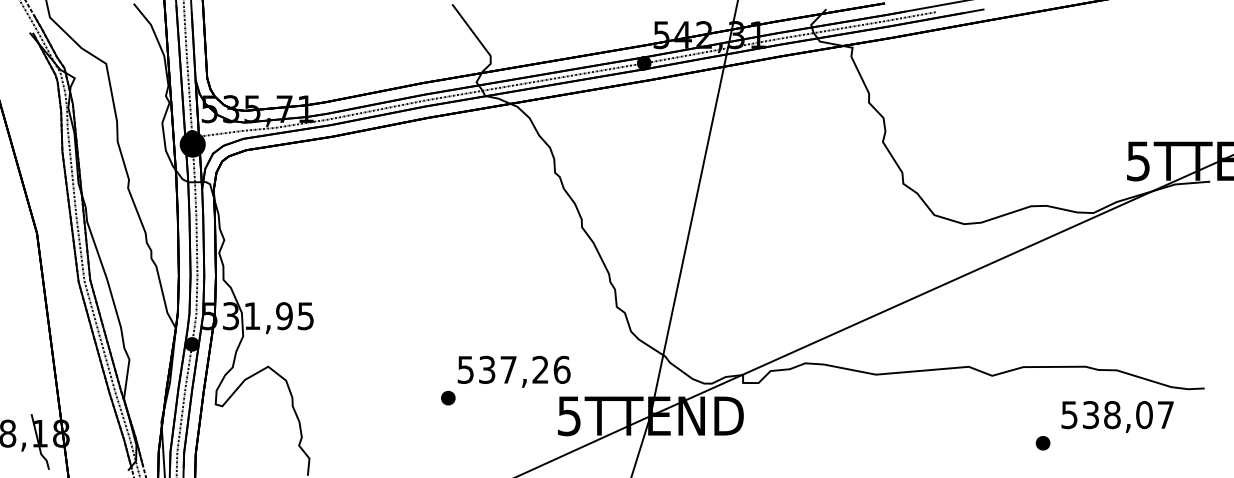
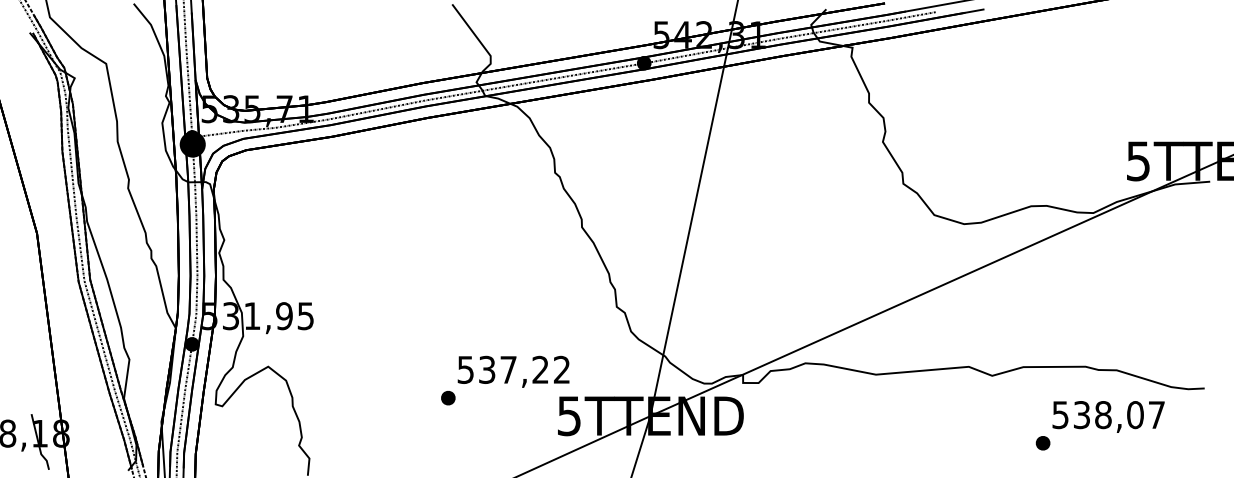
text: 537,26 -> 537,22 (561, 369)
text position: (1117, 416) -> (1108, 416) (1108, 416)
